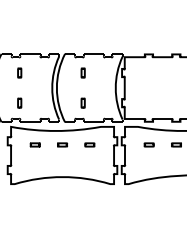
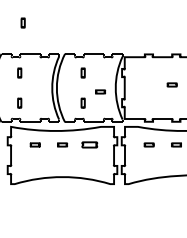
part: none -> present (22, 22)
part: none -> present (171, 84)
part: none -> present (100, 91)
part size: 12x6 px -> 18x8 px (89, 144)
